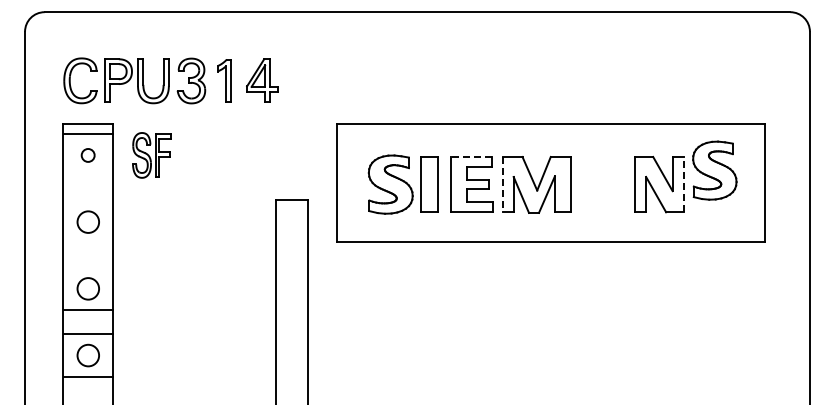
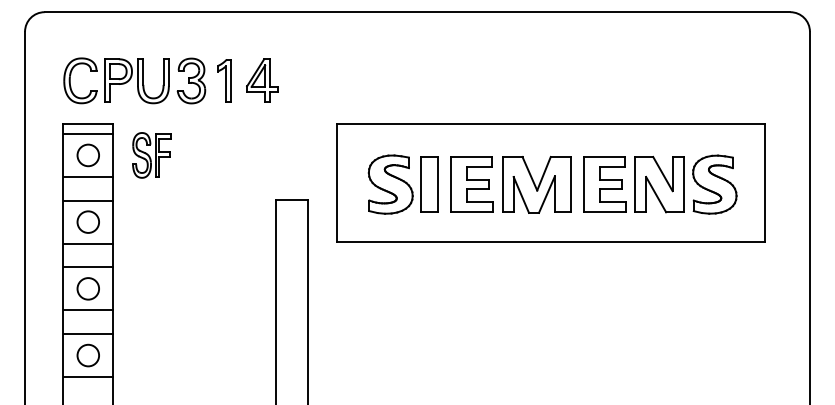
circle size: 16x15 px -> 24x25 px (87, 155)
line: dashed -> solid (471, 156)
part position: (714, 170) -> (714, 184) (714, 184)
line: none -> present (87, 177)
line: dashed -> solid (502, 184)
part: none -> present (604, 184)
line: dashed -> solid (684, 184)
line: none -> present (87, 200)
line: none -> present (87, 243)
line: none -> present (87, 267)
